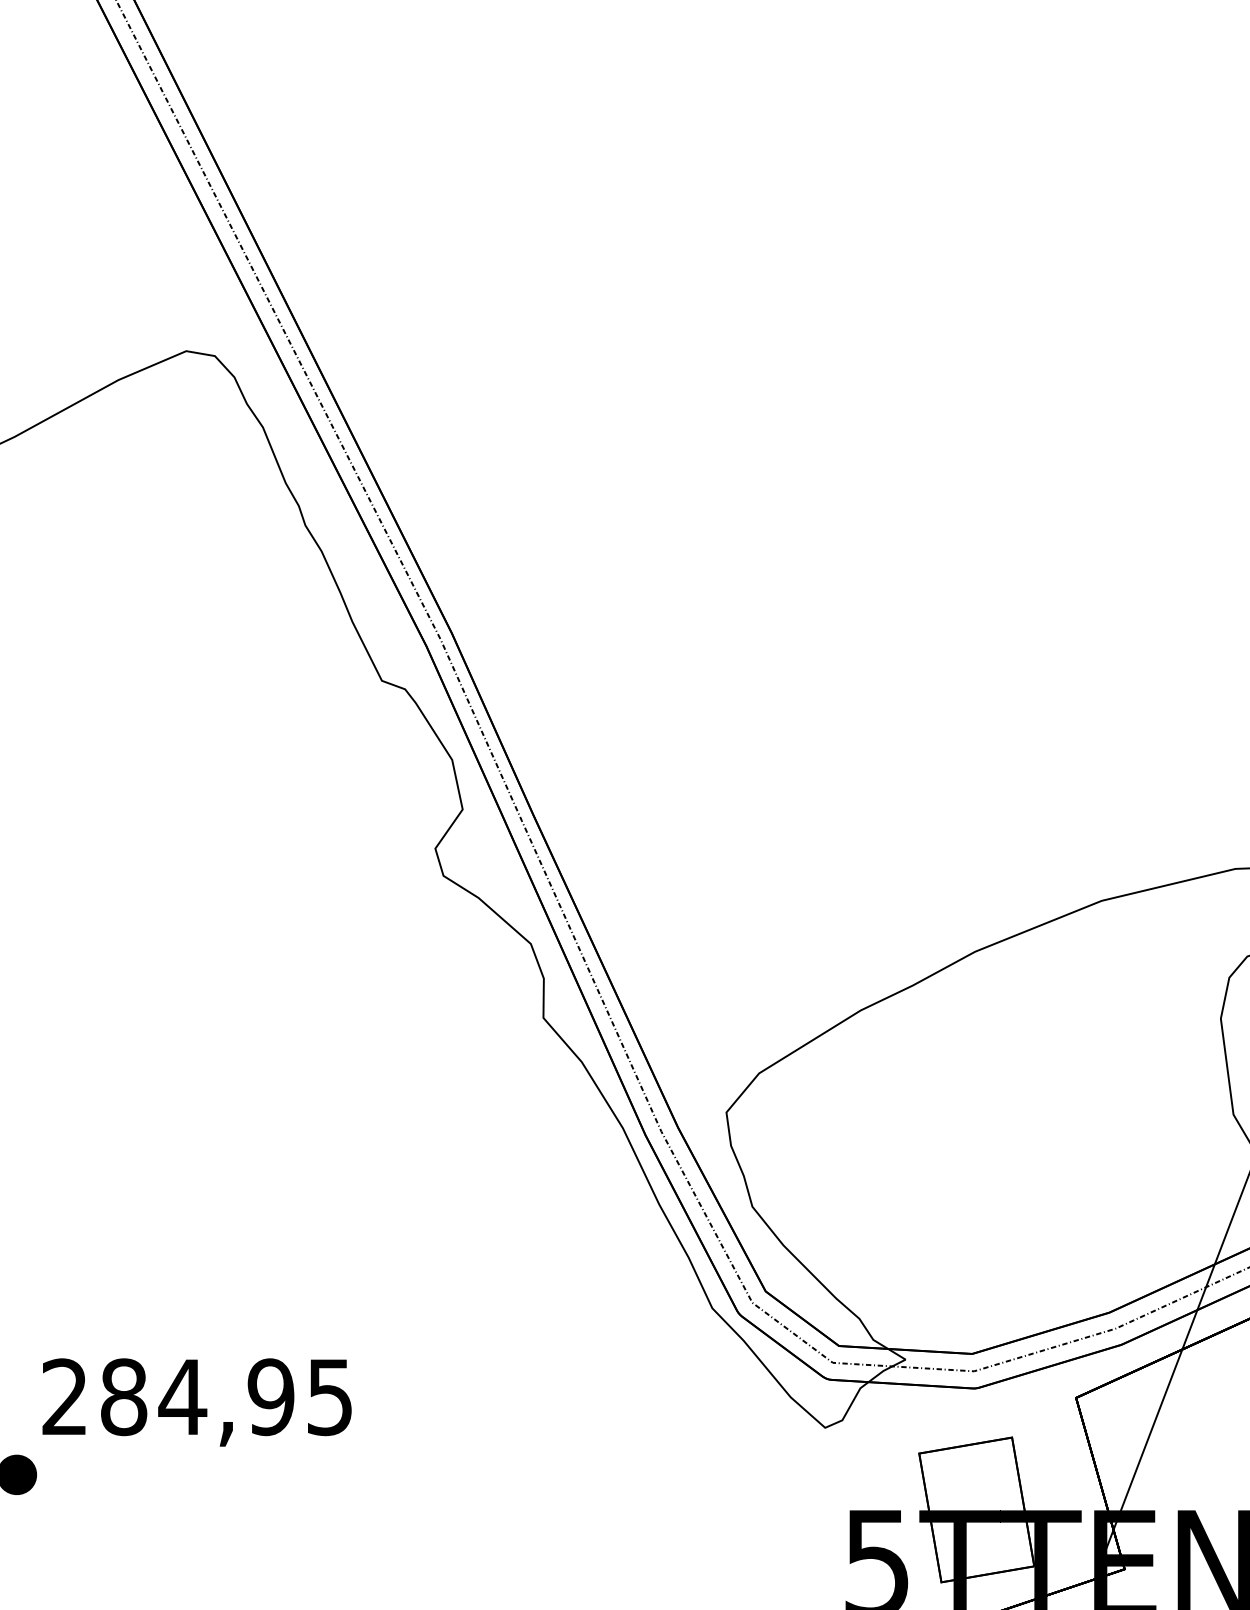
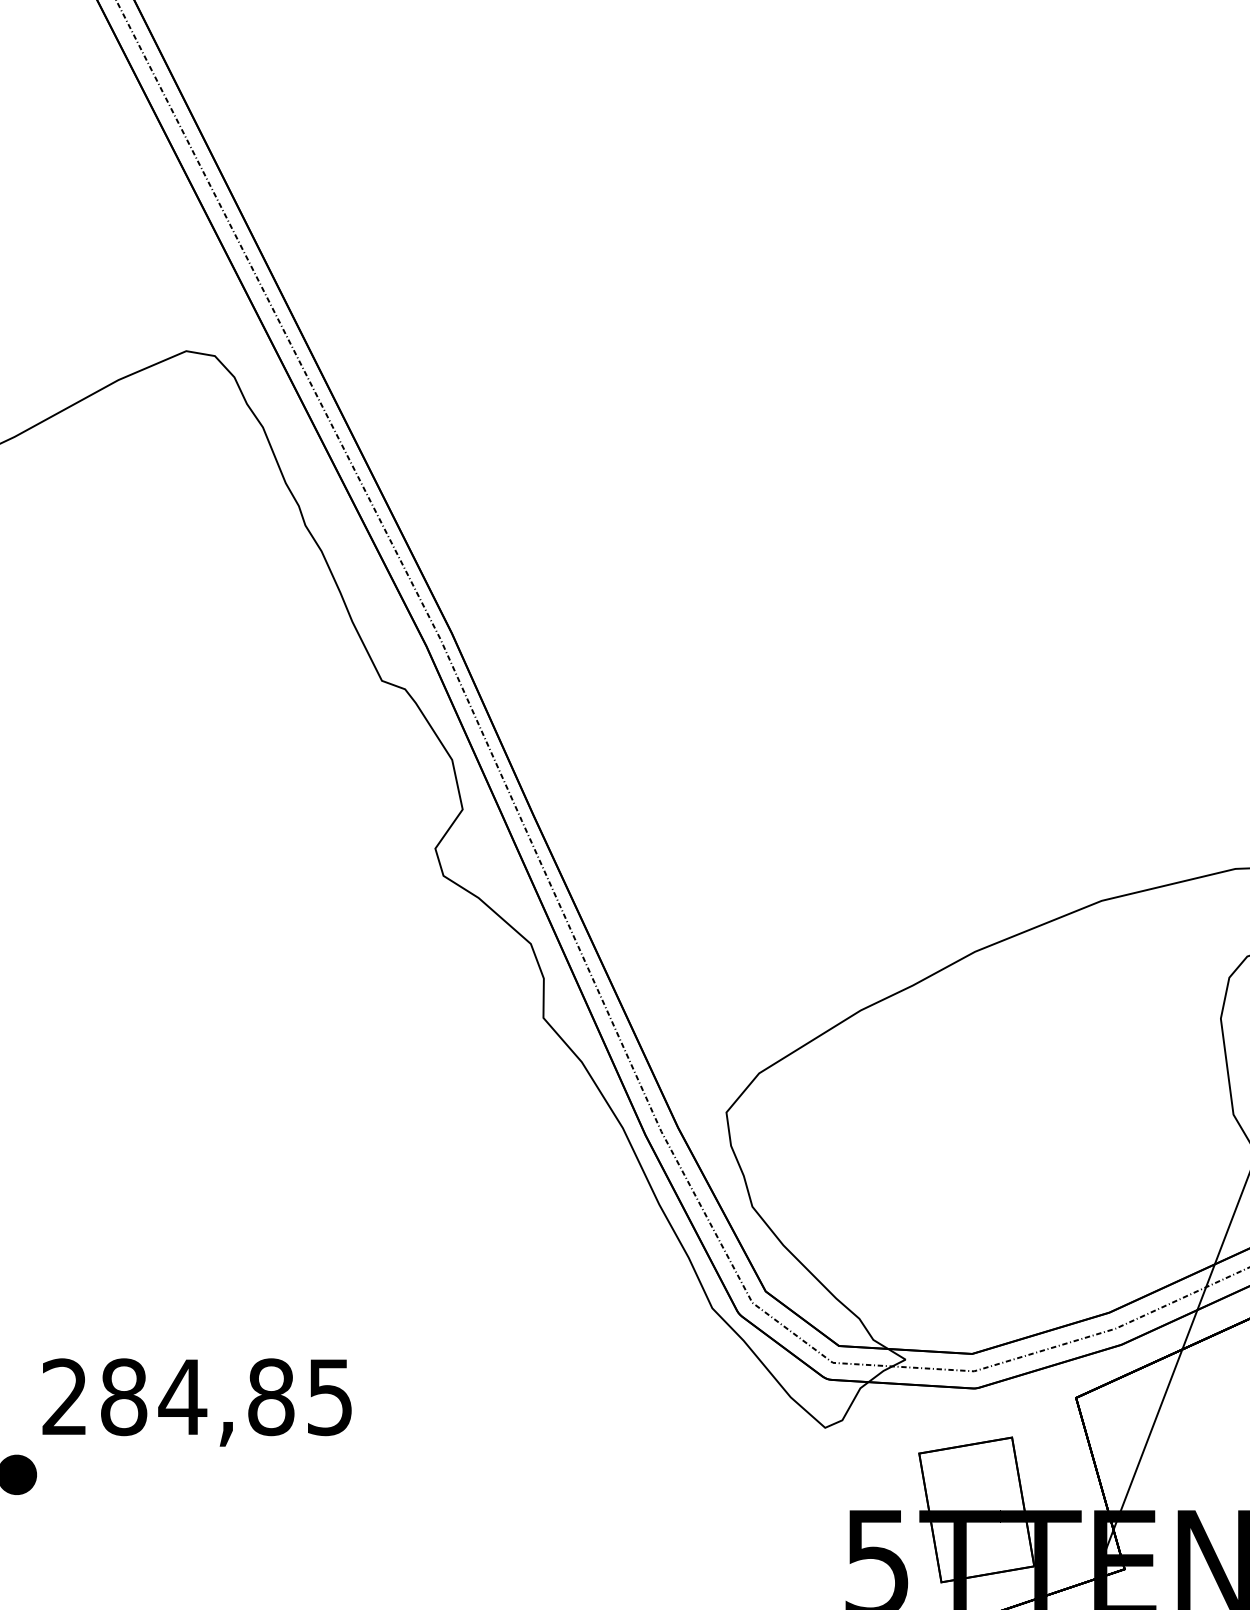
text: 284,95 -> 284,85 (270, 1397)
